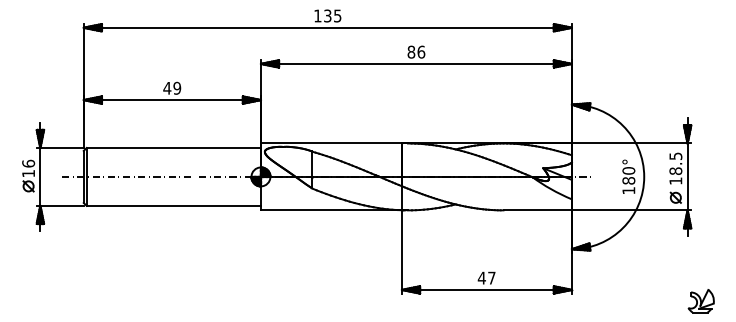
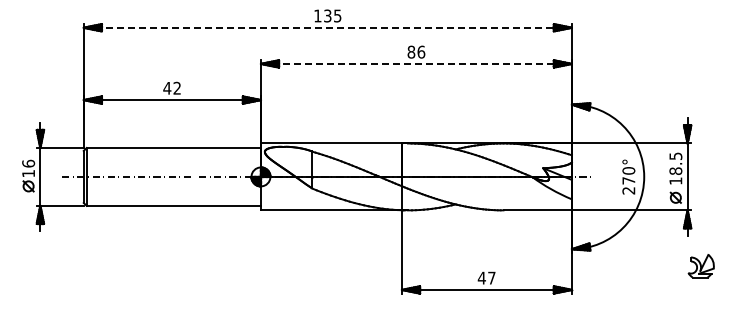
line: solid -> dashed (328, 27)
line: solid -> dashed (416, 63)
text: 49 -> 42 (177, 88)
text: 180° -> 270° (628, 185)
part position: (700, 301) -> (700, 266) (700, 266)
